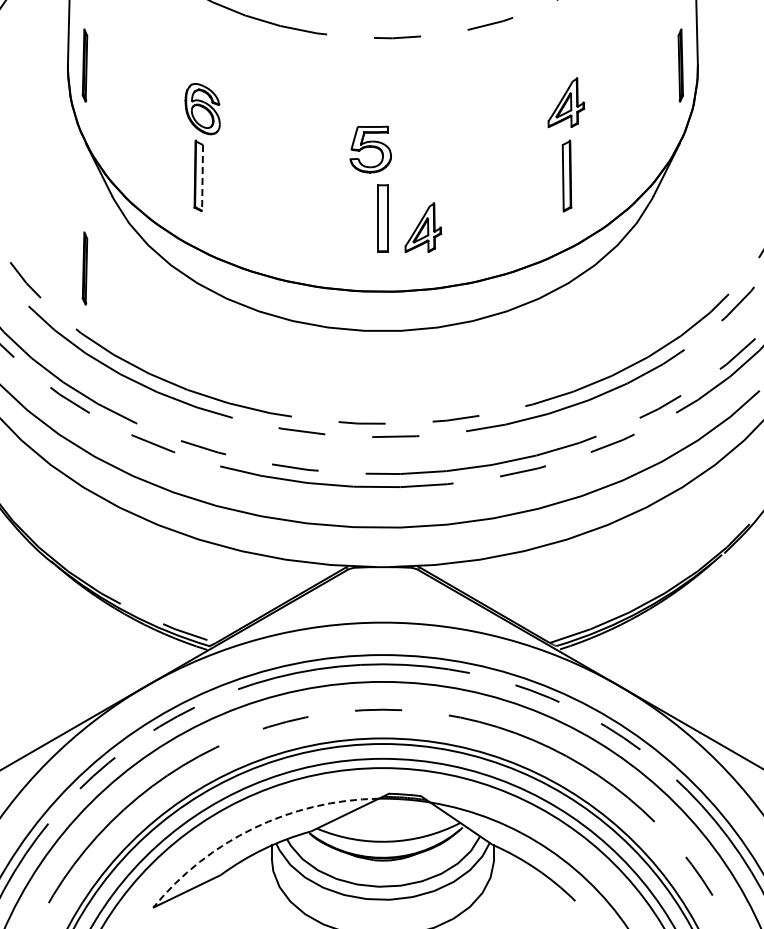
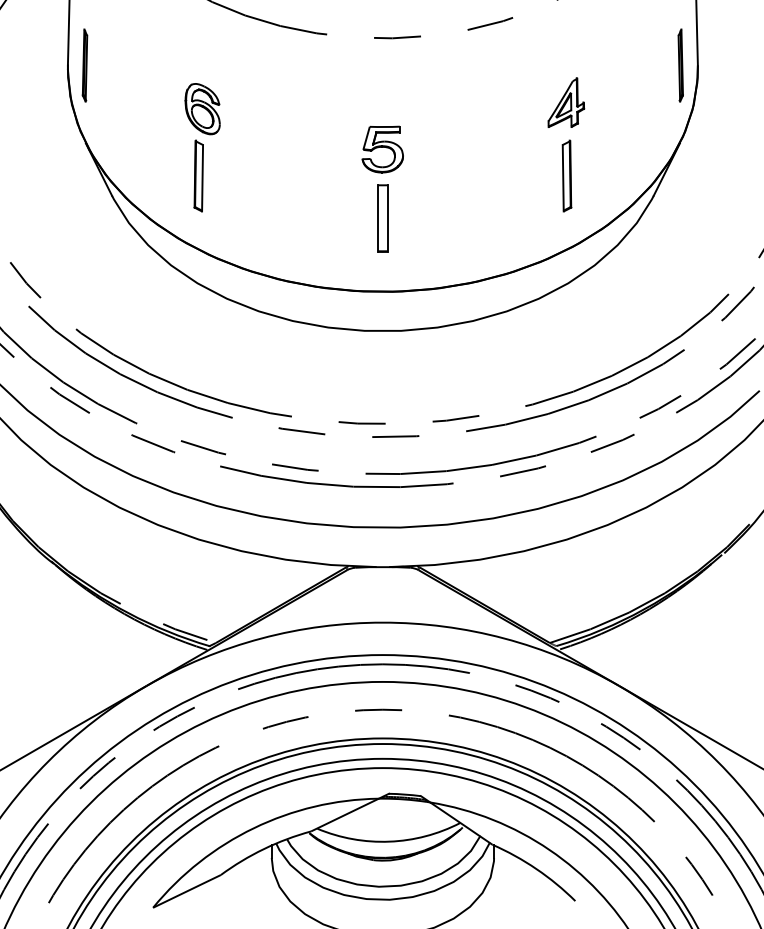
part position: (370, 149) -> (382, 149) (382, 149)
line: dashed -> solid (202, 178)
part: present -> none (423, 227)
part: present -> none (84, 268)
arc: dashed -> solid (253, 828)
